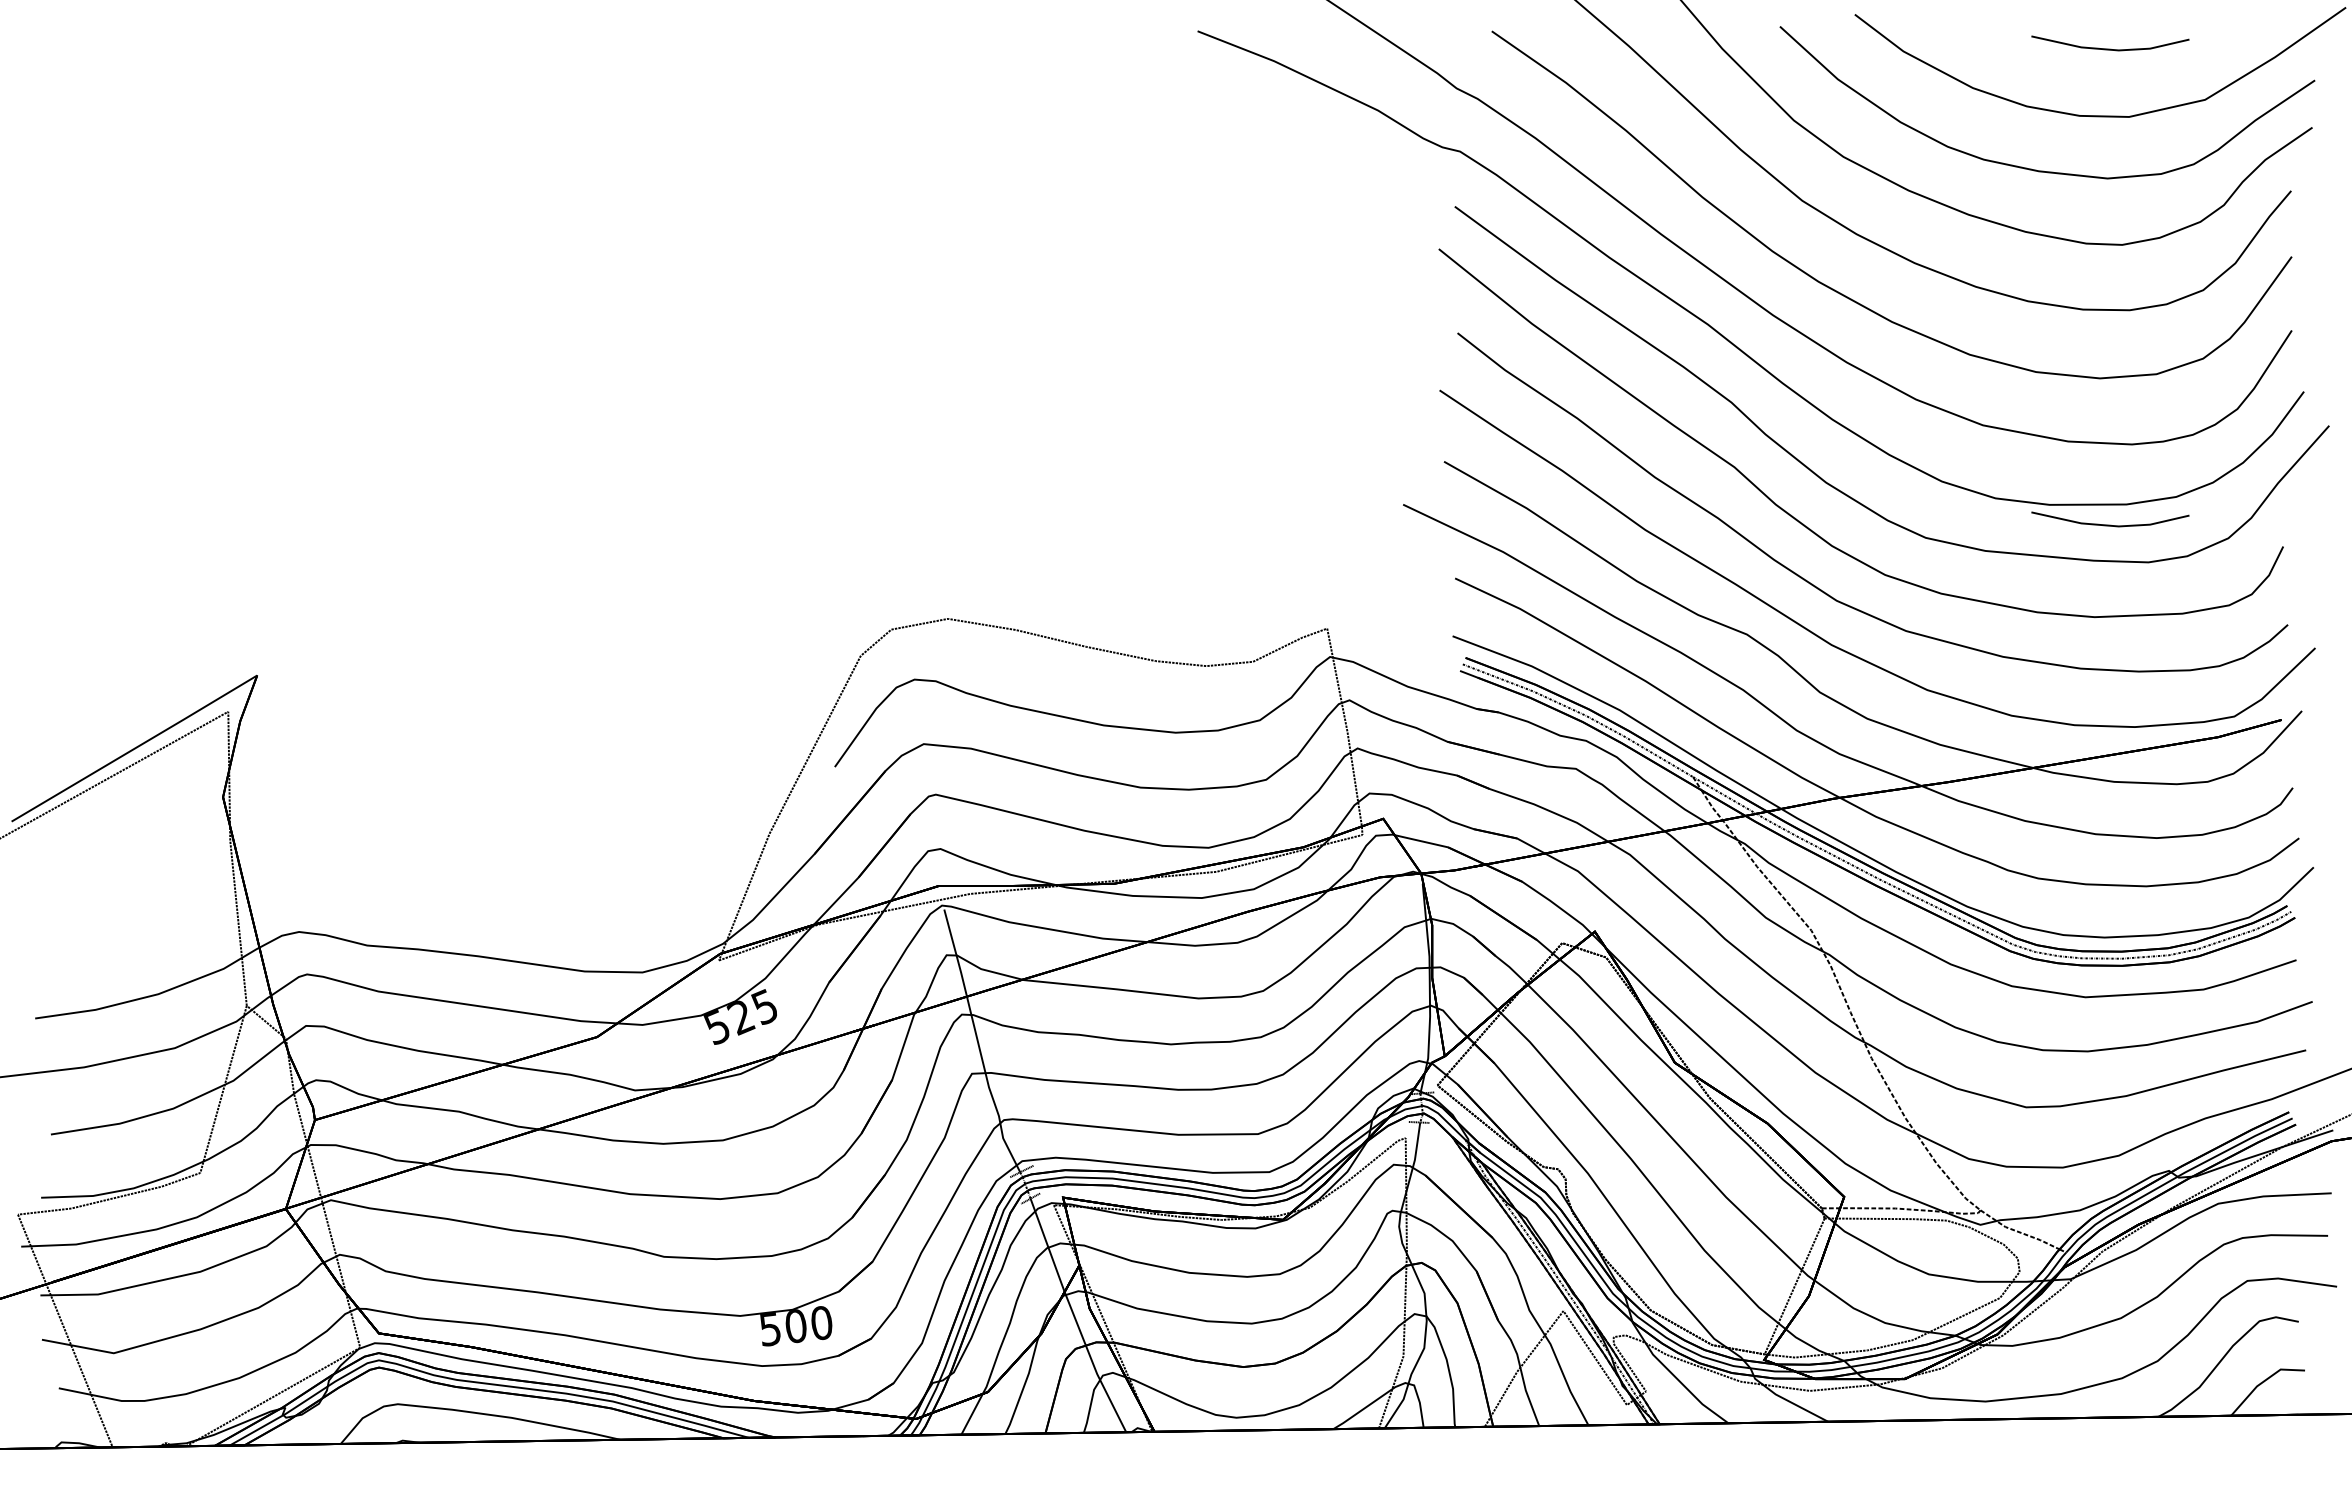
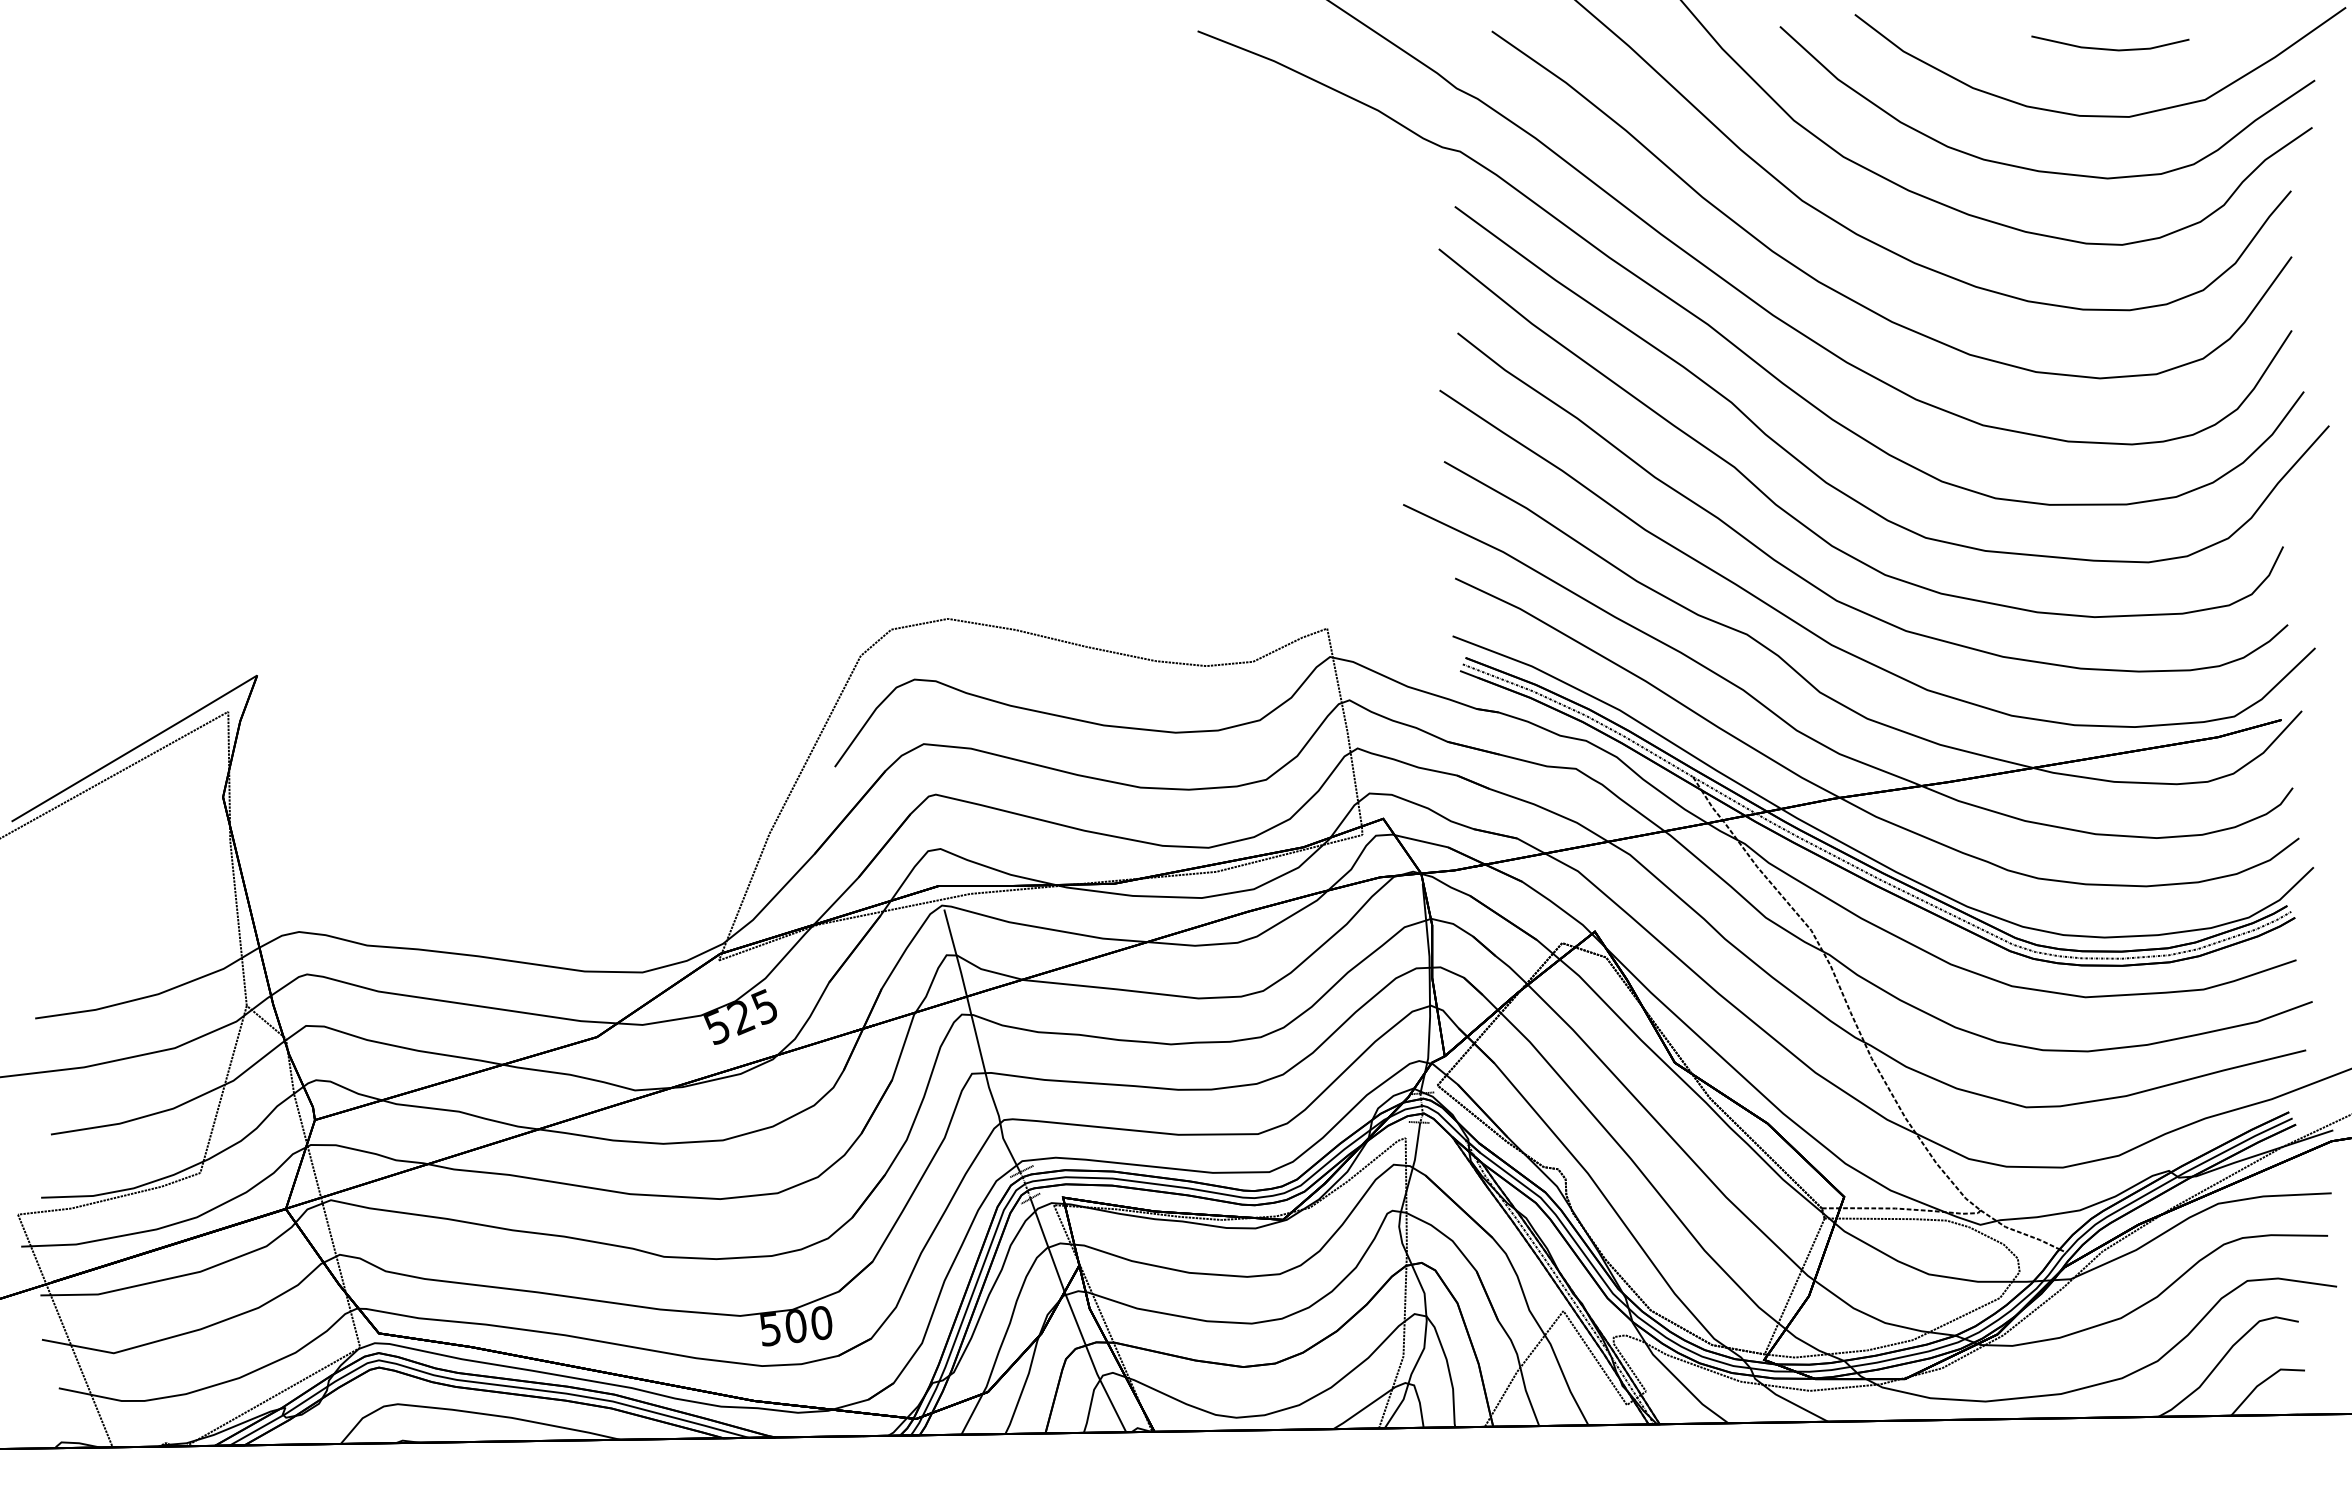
line: present -> none (2110, 524)
